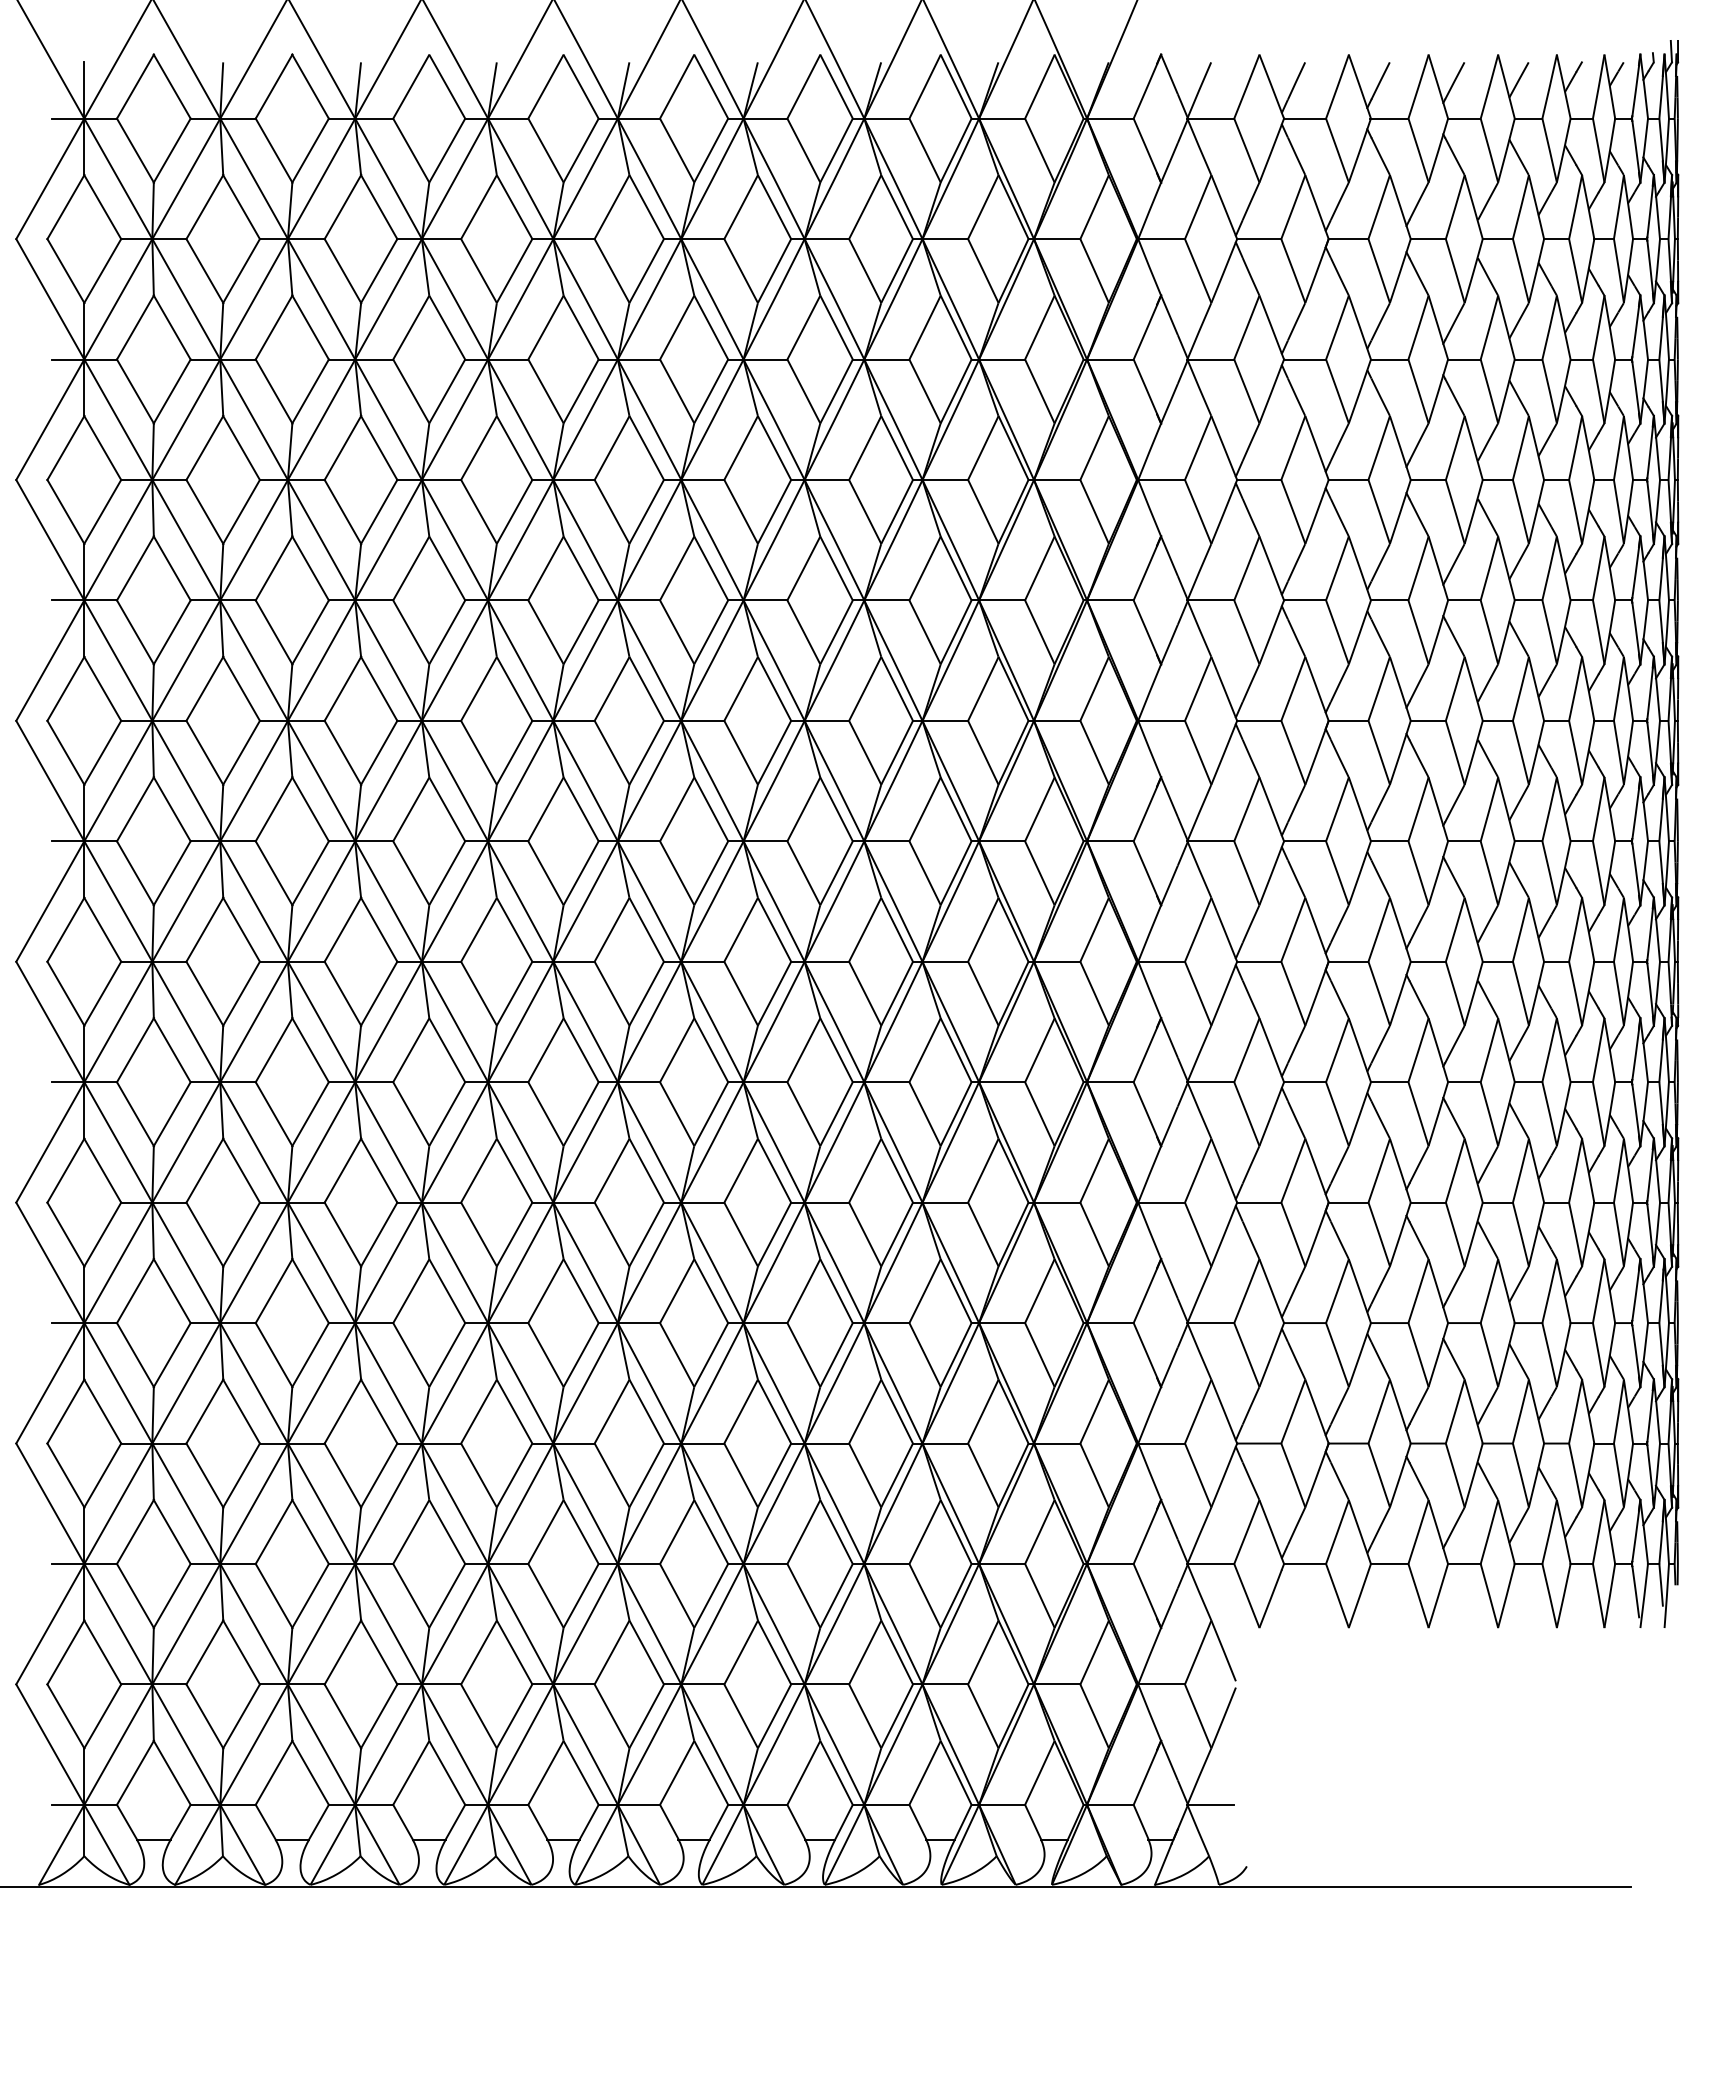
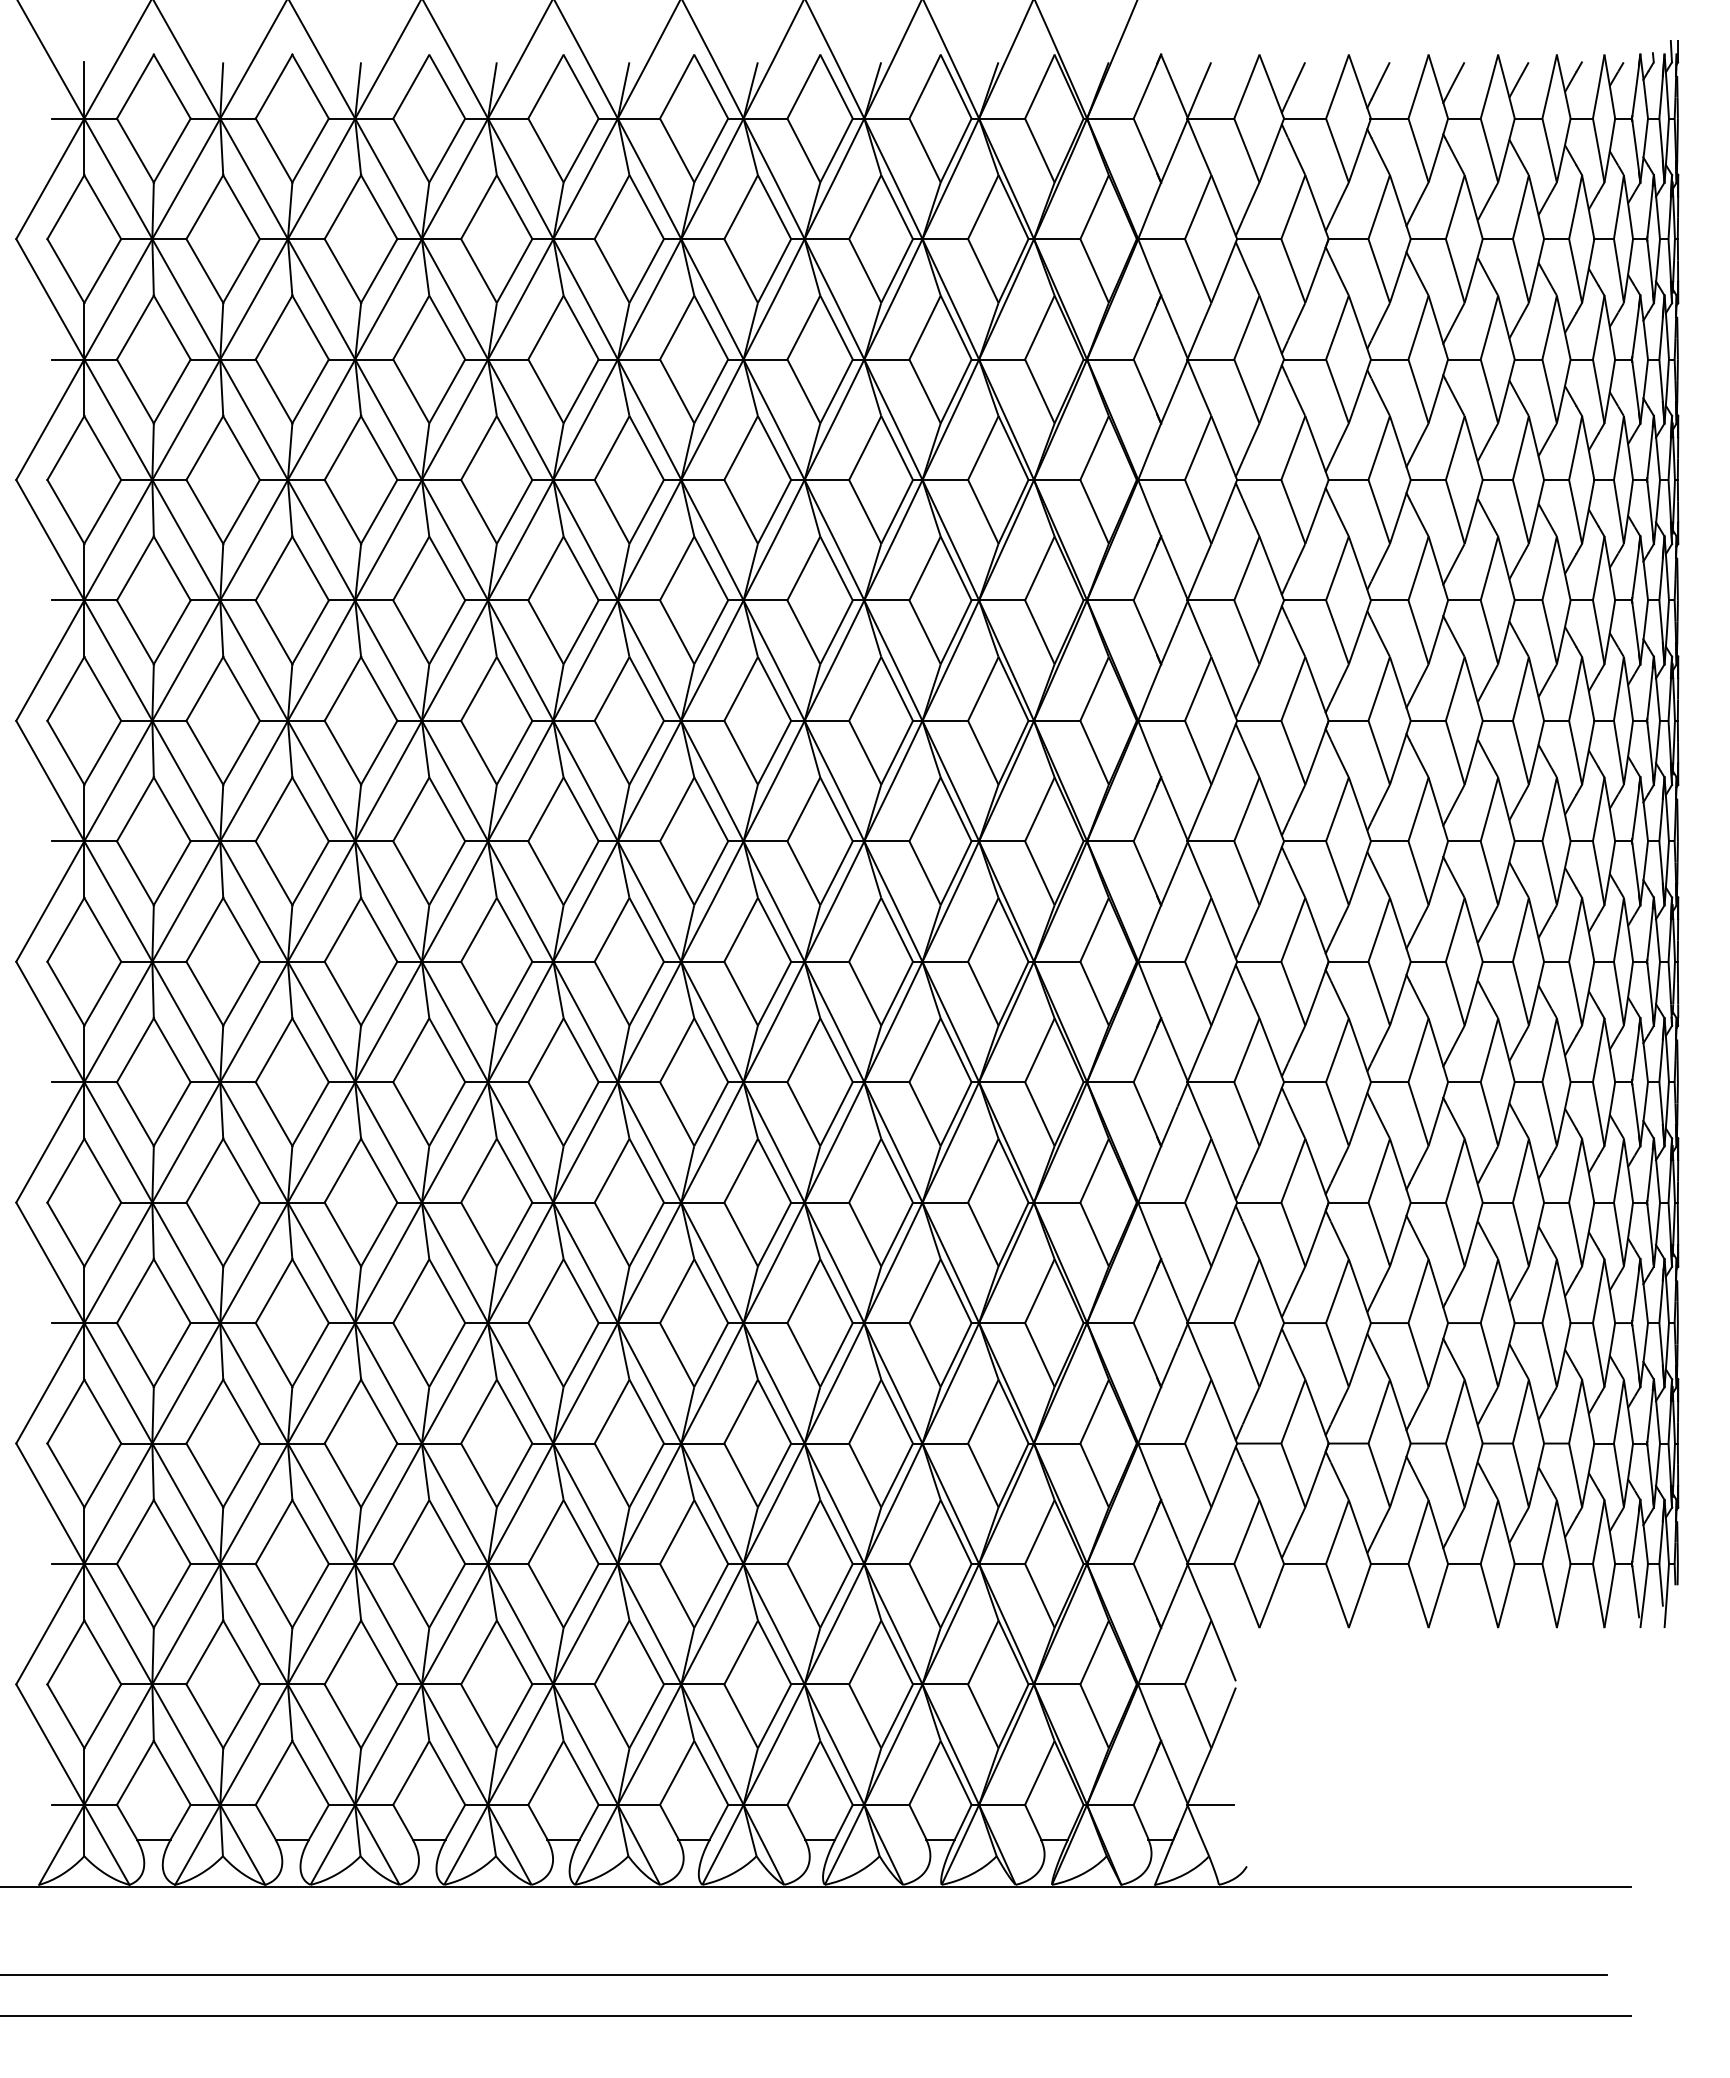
line: none -> present (804, 1974)
line: none -> present (816, 2015)
